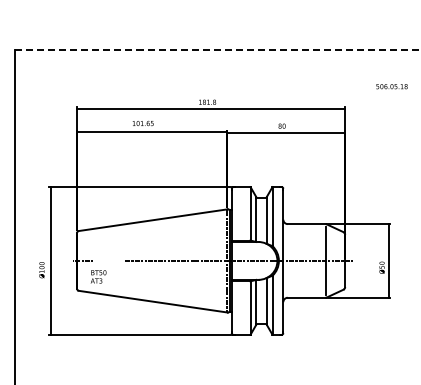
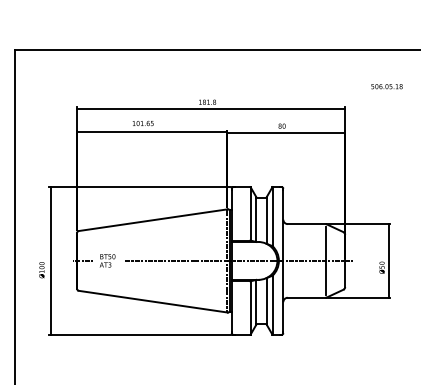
line: dashed -> solid (218, 50)
text position: (391, 86) -> (386, 86) (386, 86)
text position: (98, 276) -> (107, 260) (107, 260)
